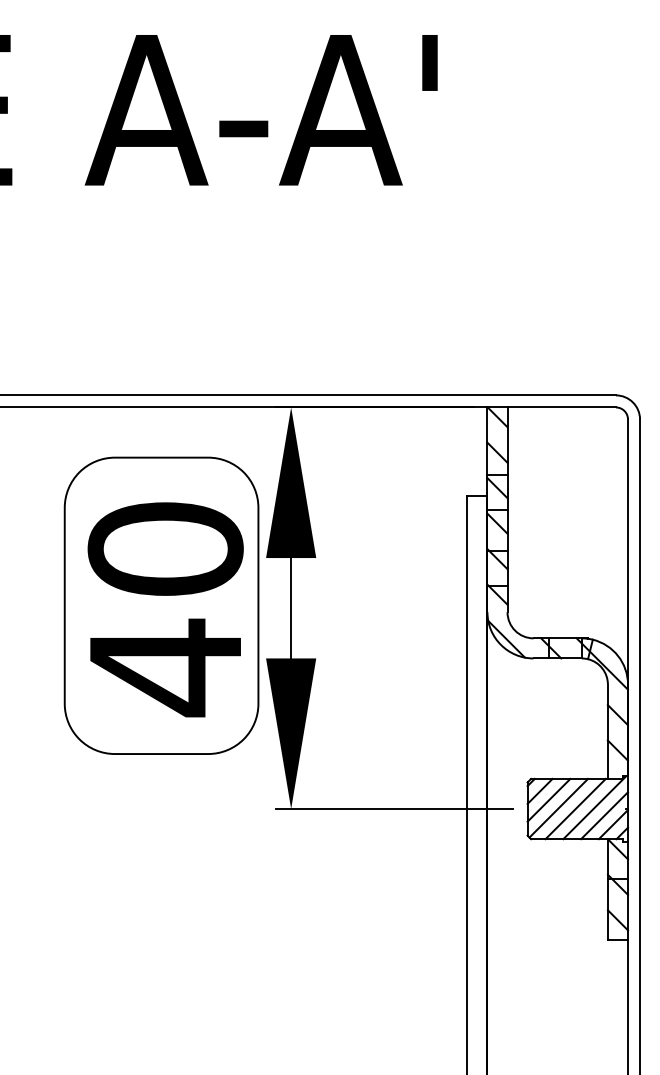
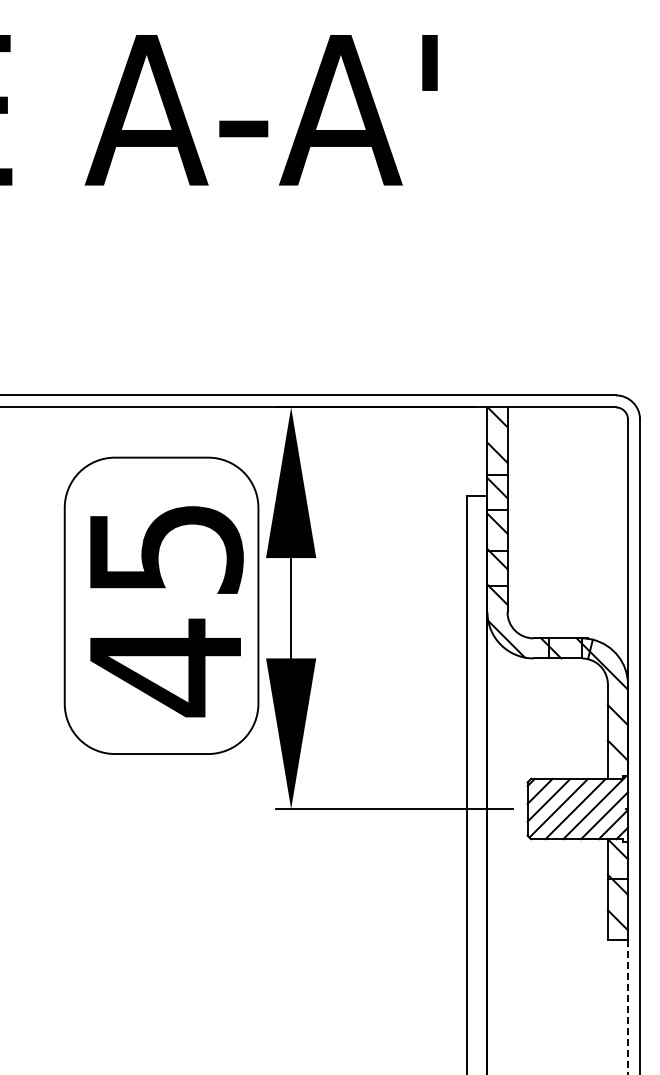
text: 40 -> 45 (165, 548)
line: solid -> dashed (628, 1007)
